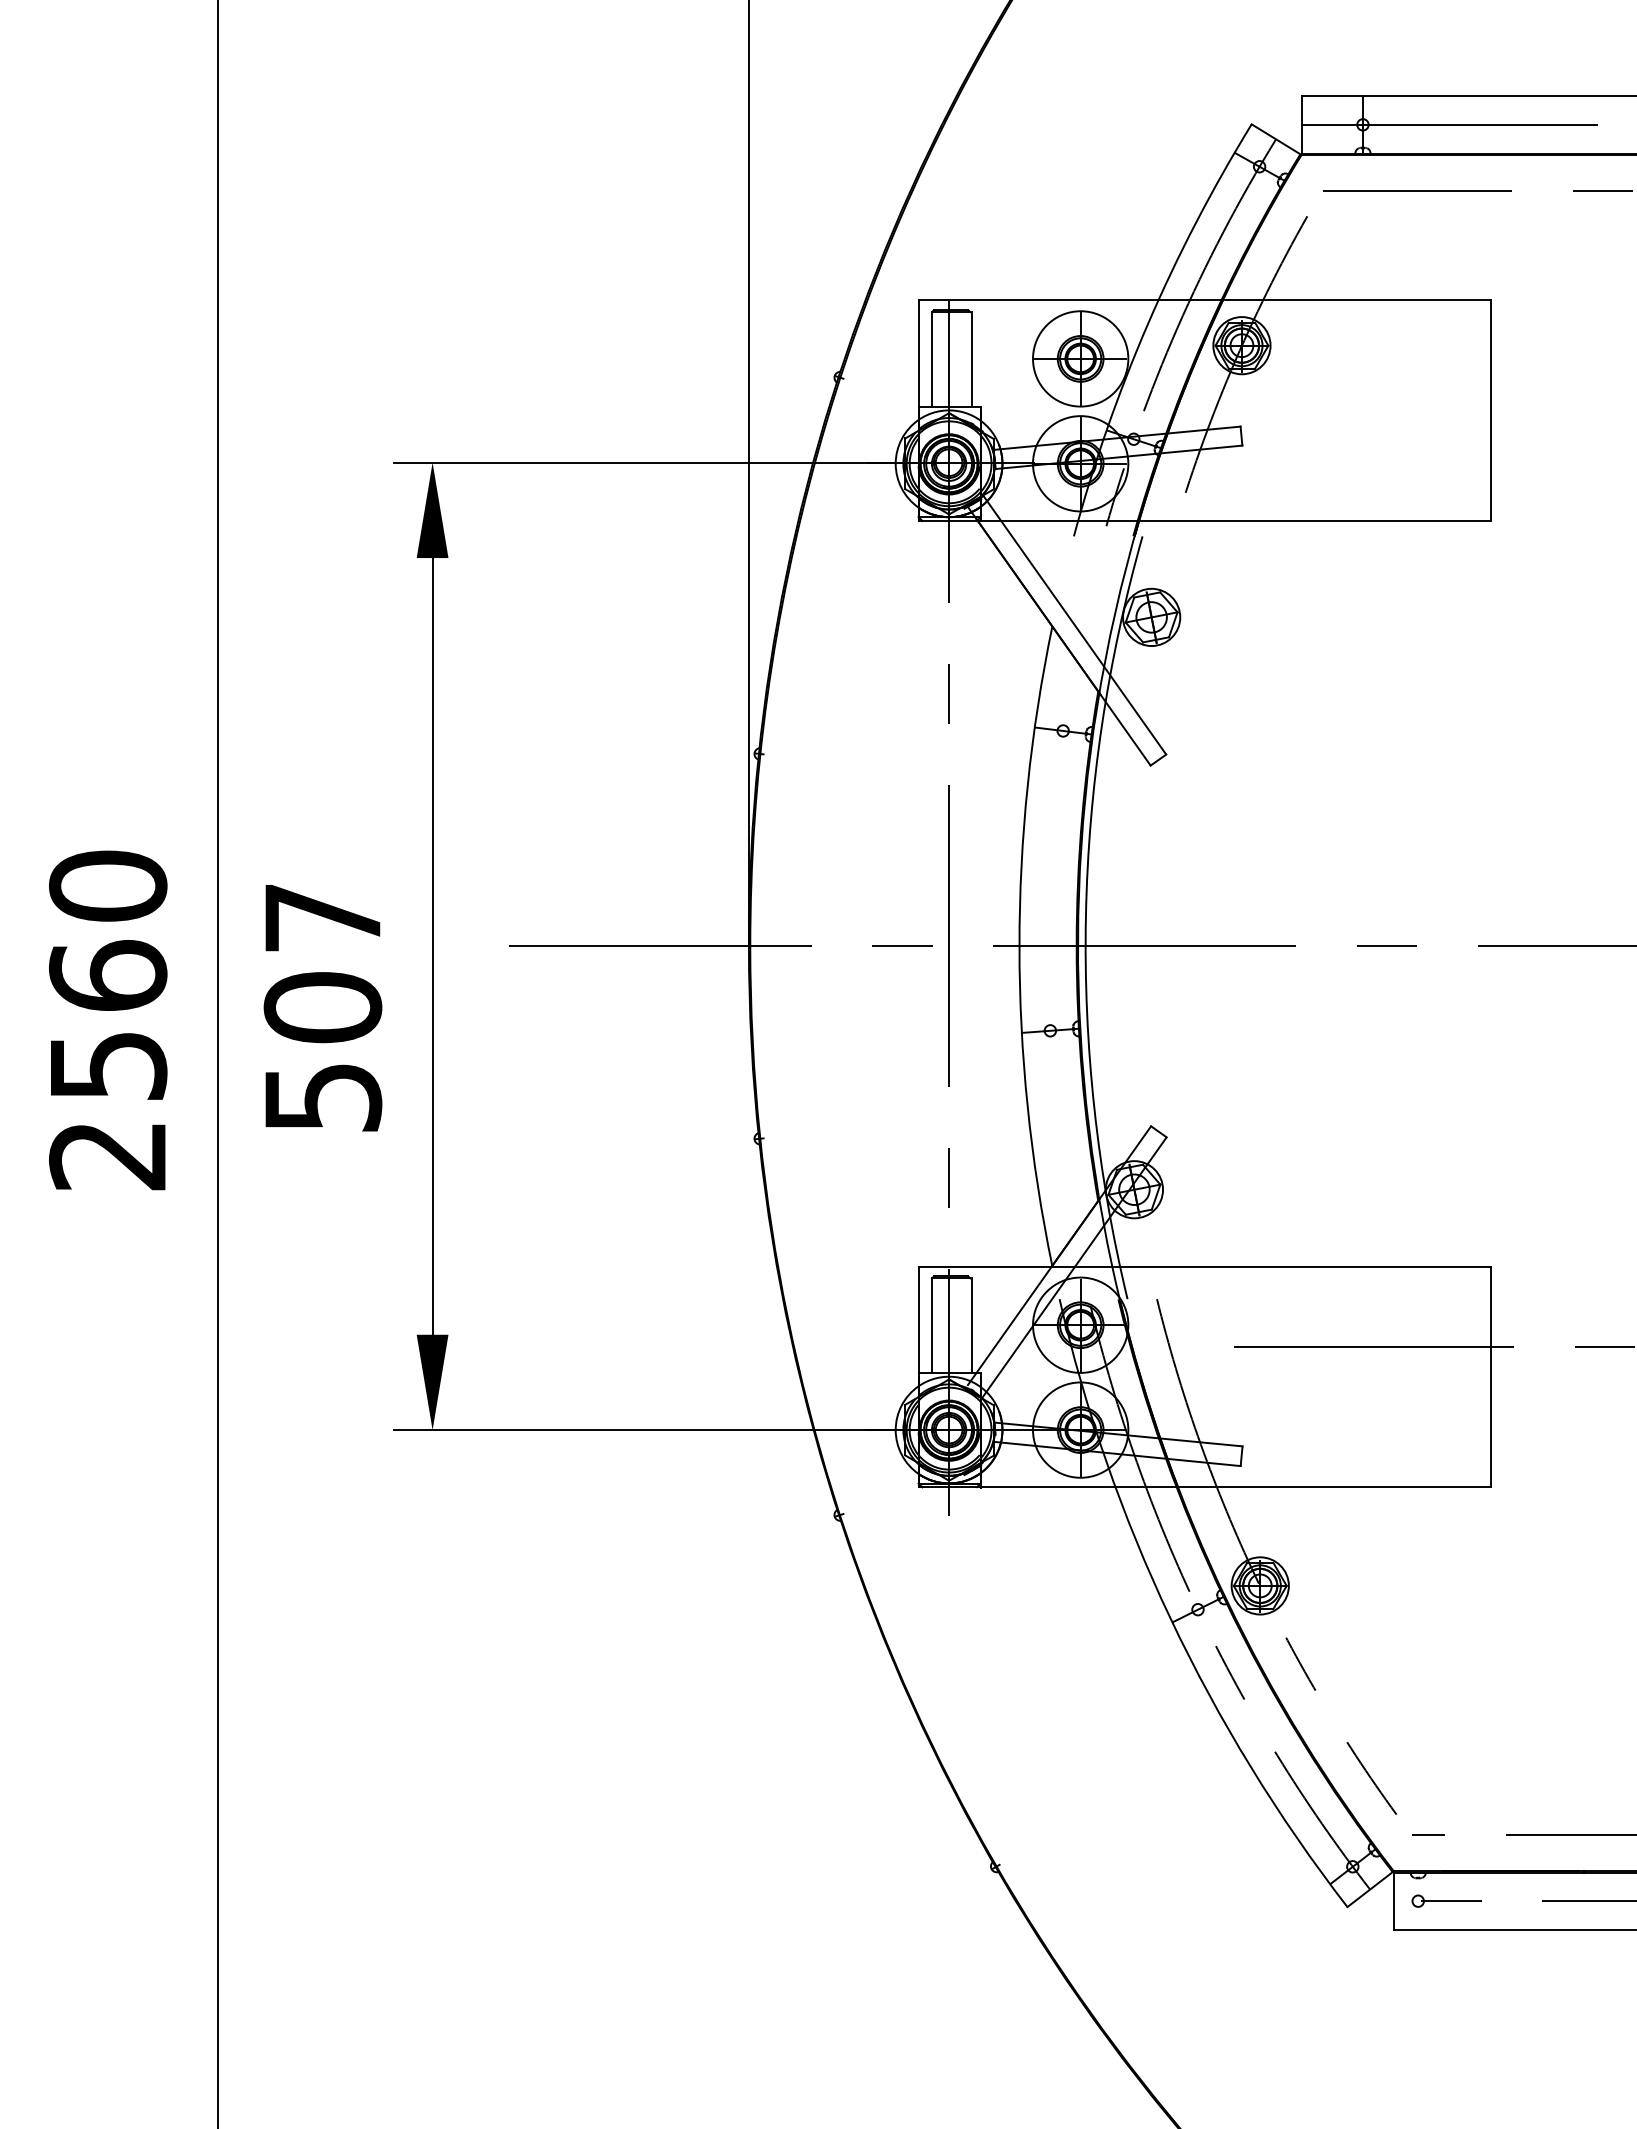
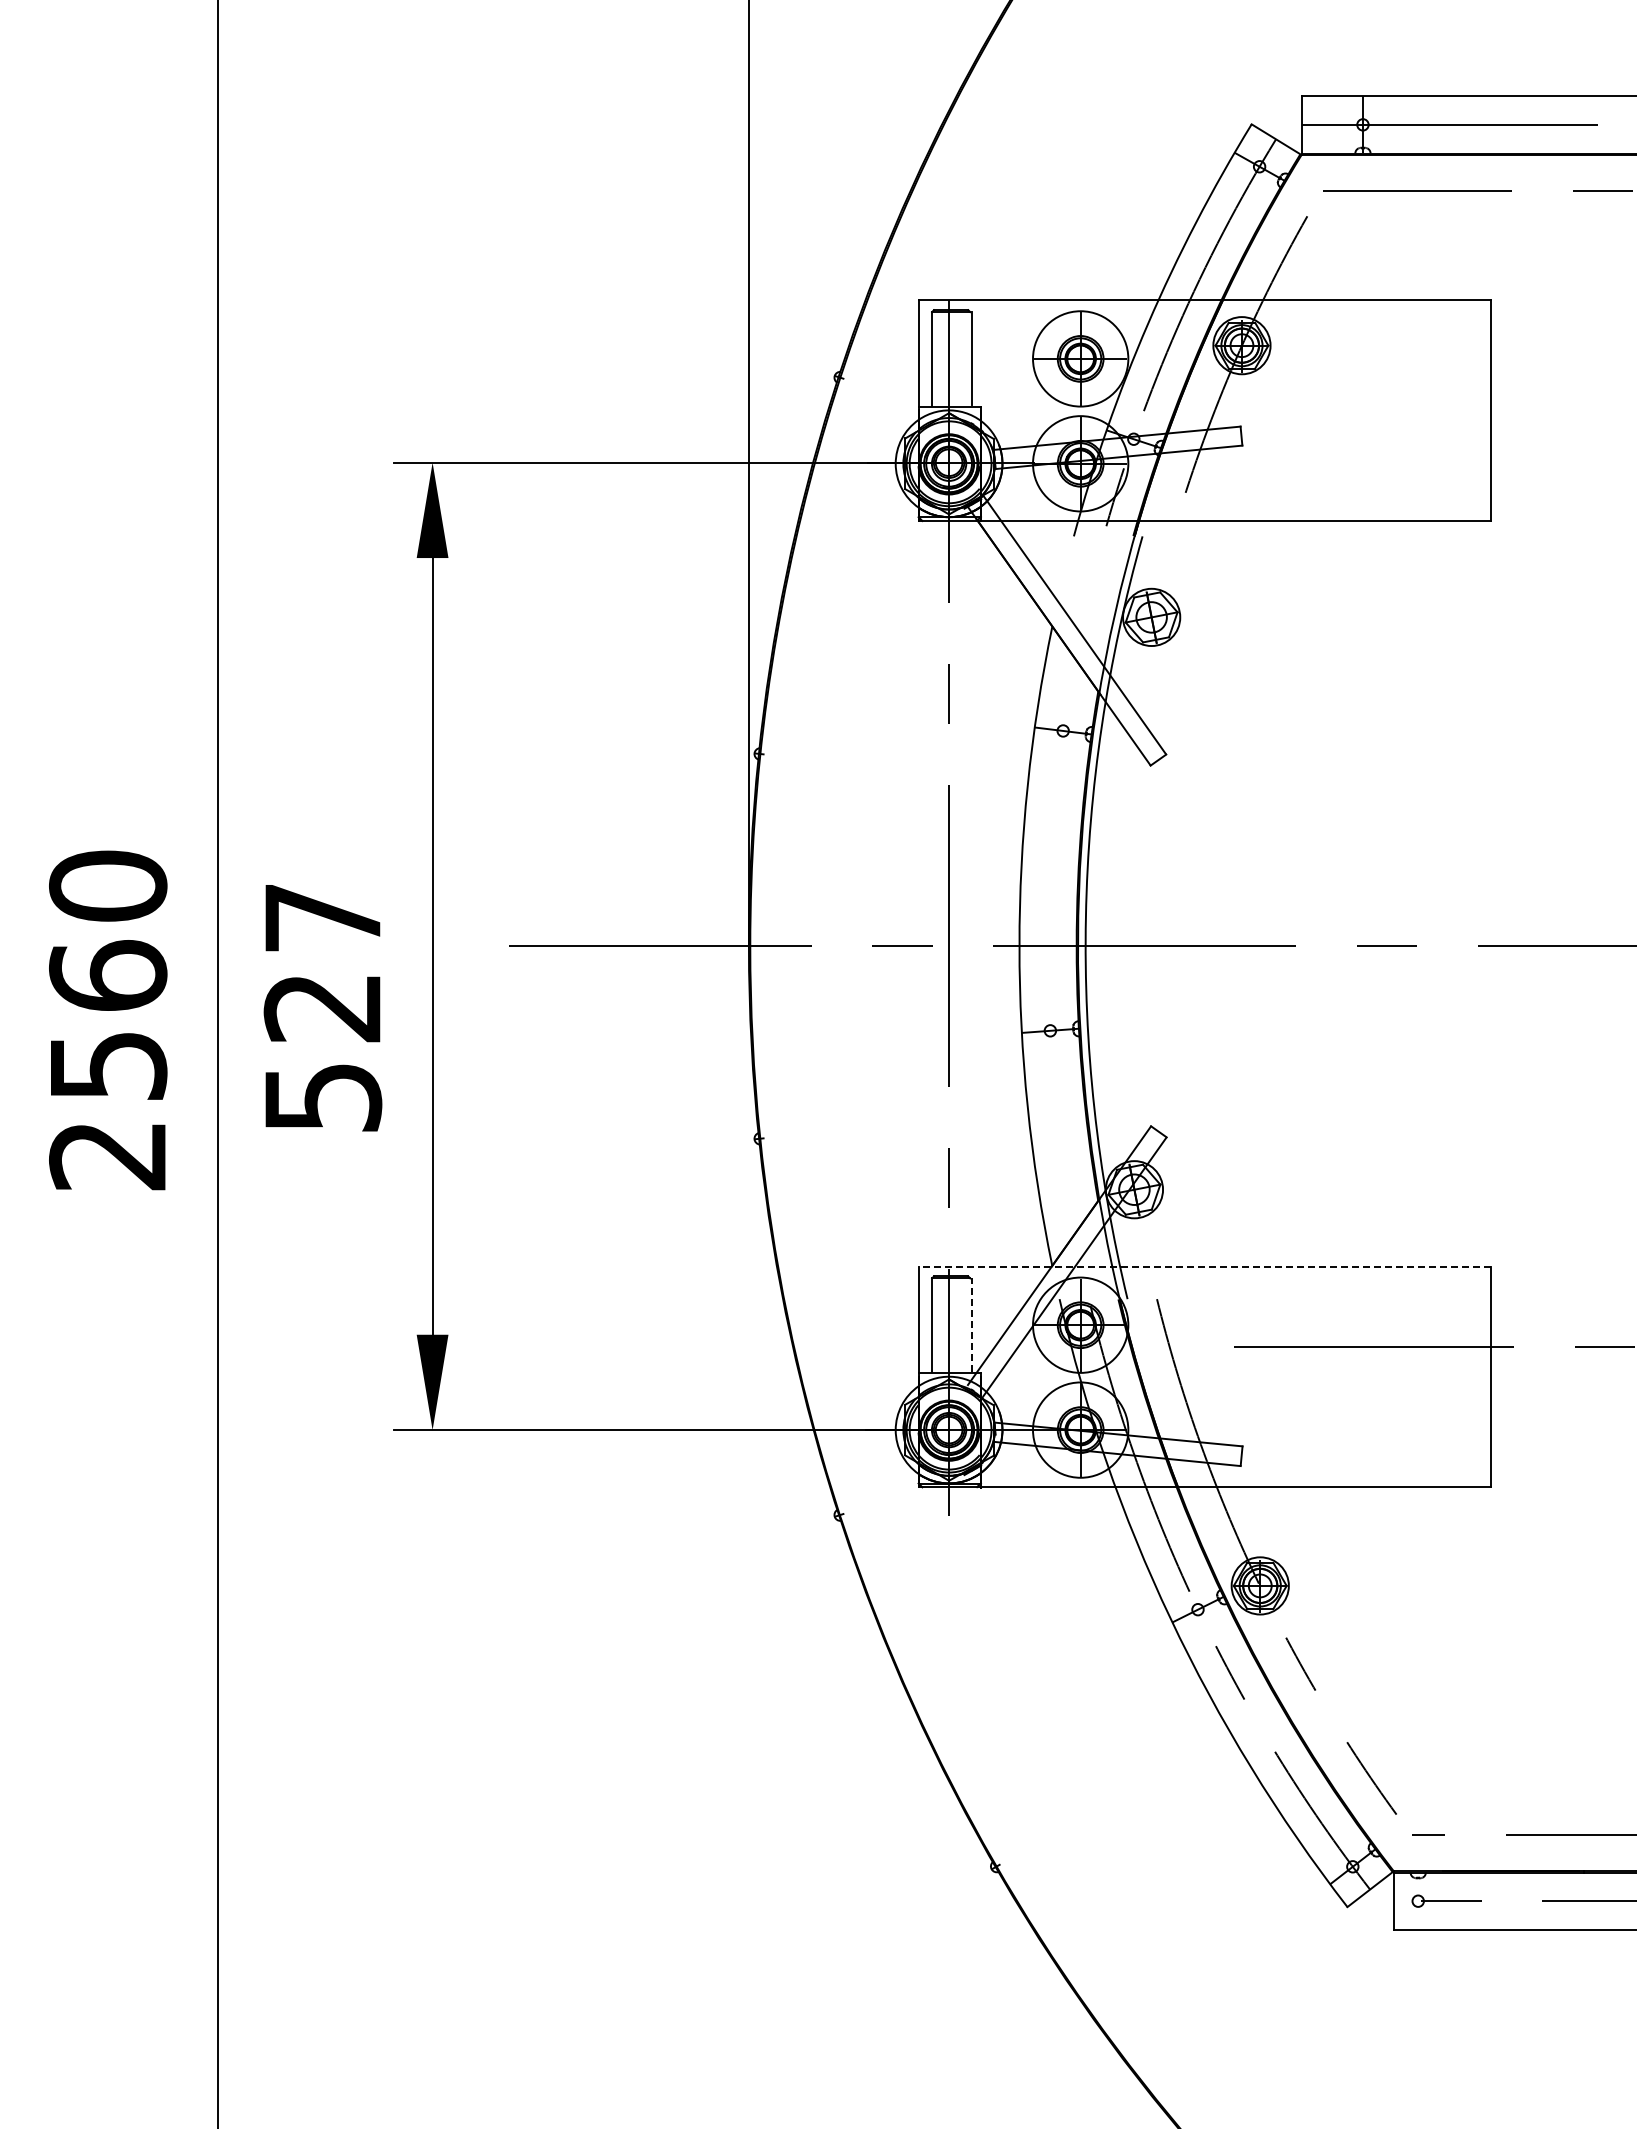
text: 507 -> 527 (322, 1007)
line: solid -> dashed (1204, 1266)
line: solid -> dashed (971, 1324)
